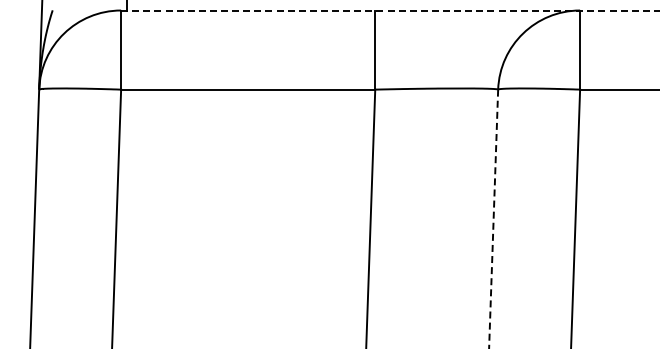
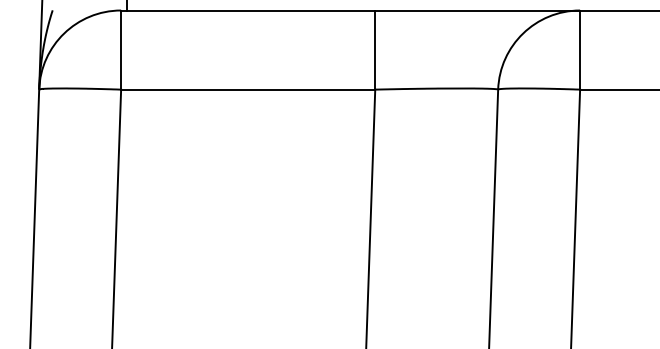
line: dashed -> solid (391, 10)
line: dashed -> solid (493, 219)
